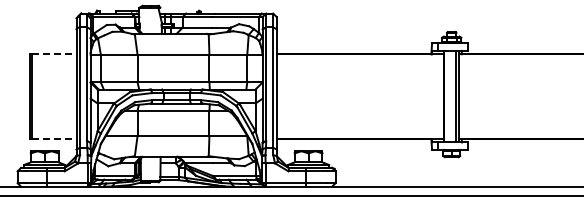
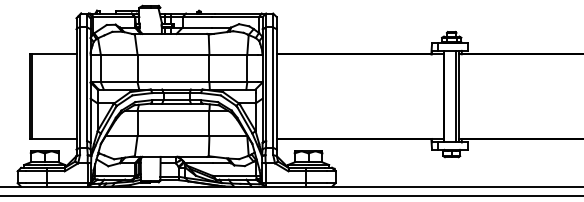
line: dashed -> solid (54, 54)
line: dashed -> solid (54, 138)
